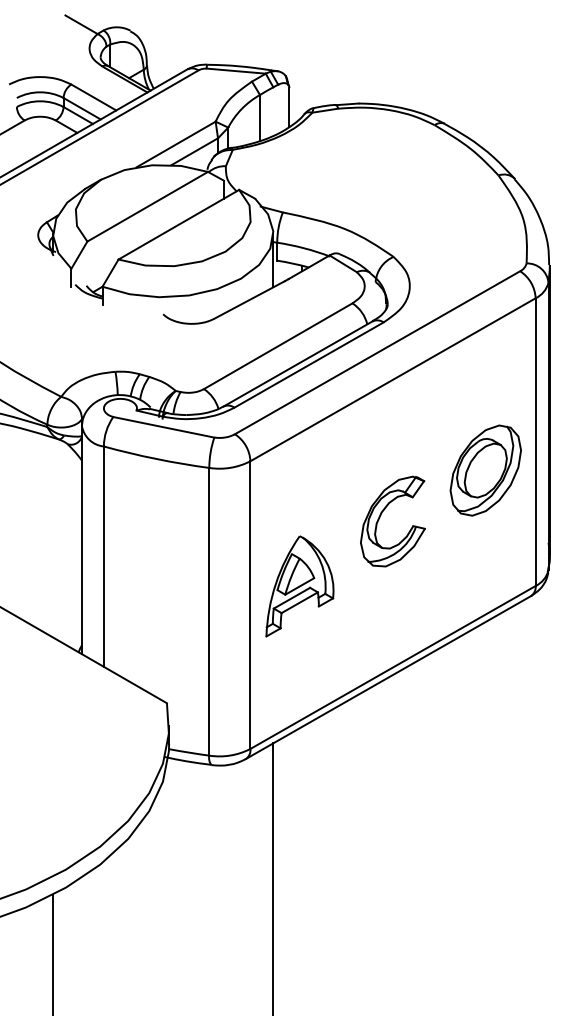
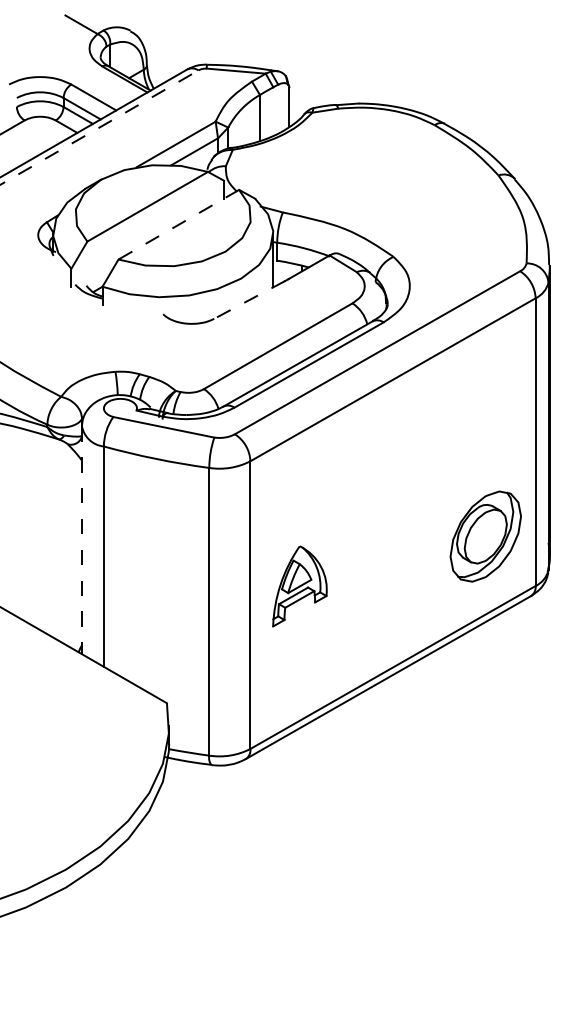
line: solid -> dashed (99, 127)
line: solid -> dashed (178, 224)
line: solid -> dashed (249, 300)
part position: (485, 470) -> (485, 536) (485, 536)
part: present -> none (381, 515)
line: solid -> dashed (81, 540)
part size: 70x103 px -> 56x83 px (299, 586)
line: present -> none (273, 877)
line: present -> none (53, 953)
